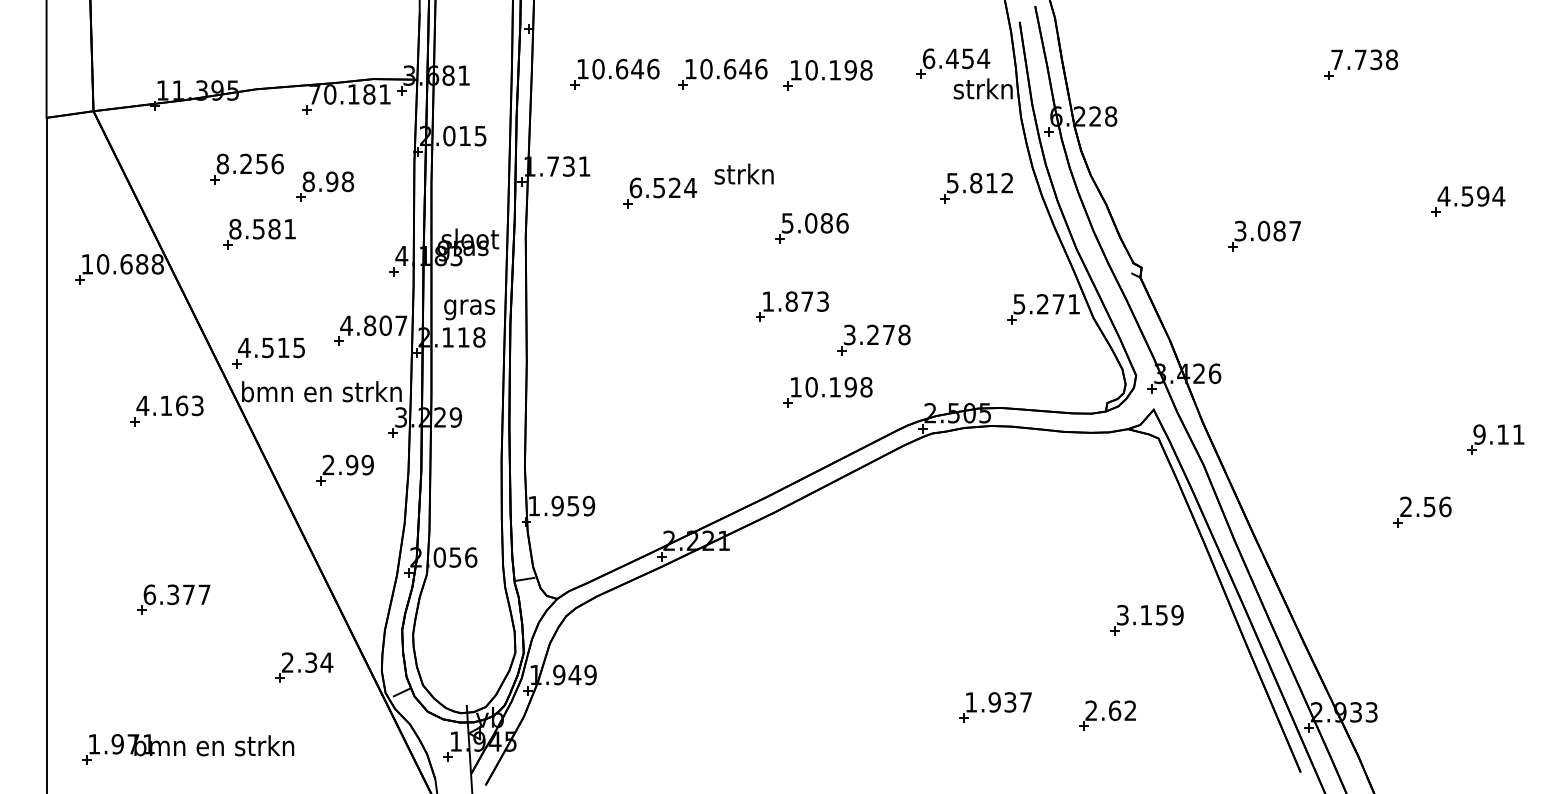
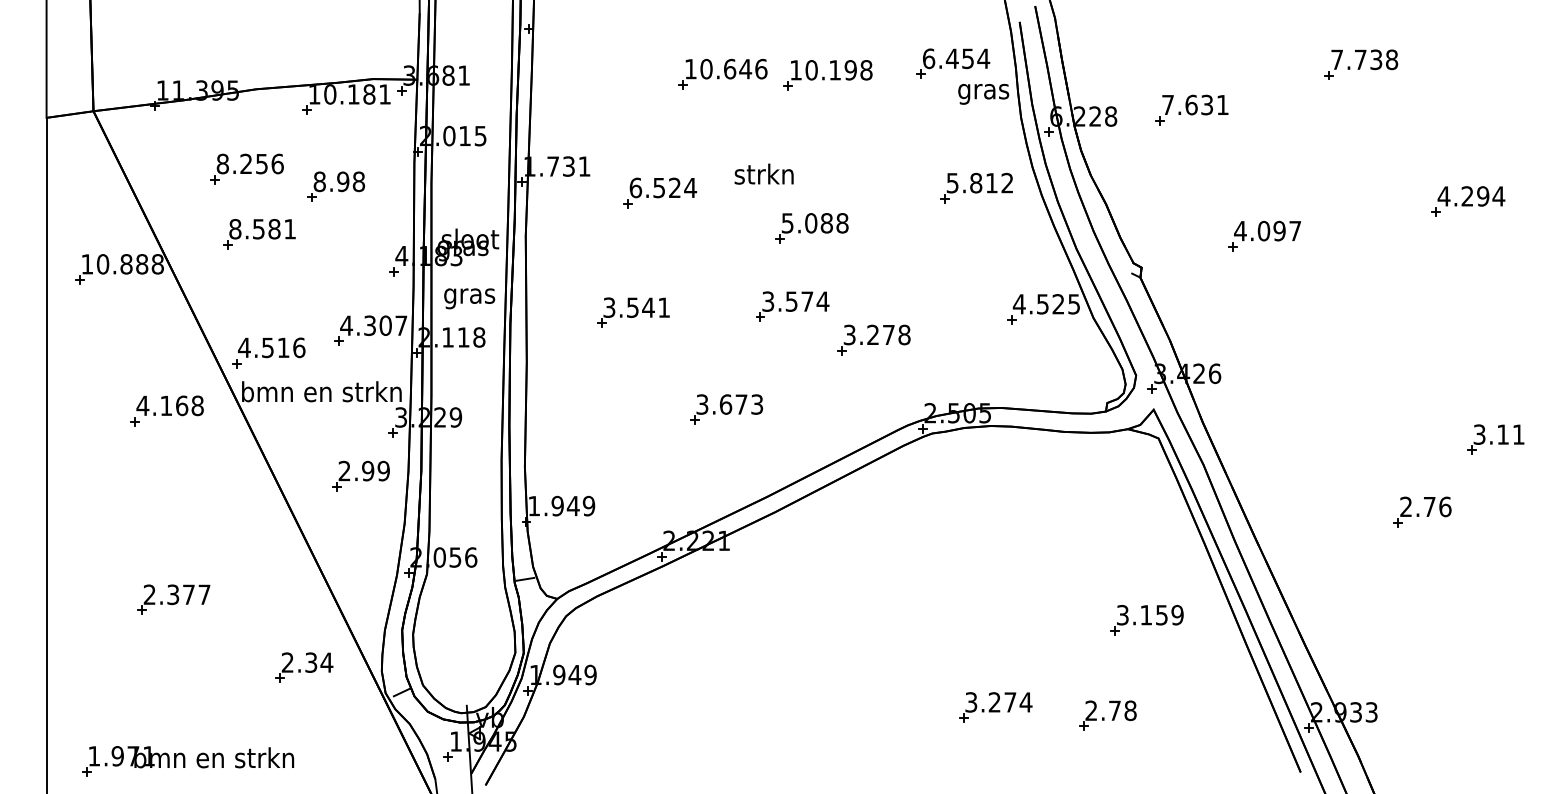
part: present -> none (614, 73)
text: strkn -> gras (982, 91)
text: 70.181 -> 10.181 (314, 94)
part: none -> present (1191, 109)
text position: (743, 173) -> (763, 173) (763, 173)
part position: (325, 186) -> (336, 186) (336, 186)
text: 4.594 -> 4.294 (1467, 196)
text: 5.086 -> 5.088 (842, 223)
text: 3.087 -> 4.097 (1259, 230)
text: 10.688 -> 10.888 (126, 264)
text: 1.873 -> 3.574 (795, 301)
text: 5.271 -> 4.525 (1045, 304)
text position: (469, 309) -> (469, 298) (469, 298)
part: none -> present (633, 312)
text: 4.807 -> 4.307 (370, 325)
text: 4.515 -> 4.516 (299, 347)
part: present -> none (827, 392)
text: 4.163 -> 4.168 (197, 405)
part: none -> present (726, 409)
text: 9.11 -> 3.11 (1479, 434)
part position: (344, 469) -> (360, 475) (360, 475)
text: 1.959 -> 1.949 (572, 506)
text: 2.56 -> 2.76 (1429, 507)
text: 6.377 -> 2.377 (149, 594)
text: 1.937 -> 3.274 (998, 702)
text: 2.62 -> 2.78 (1122, 710)
part position: (188, 749) -> (188, 761) (188, 761)
